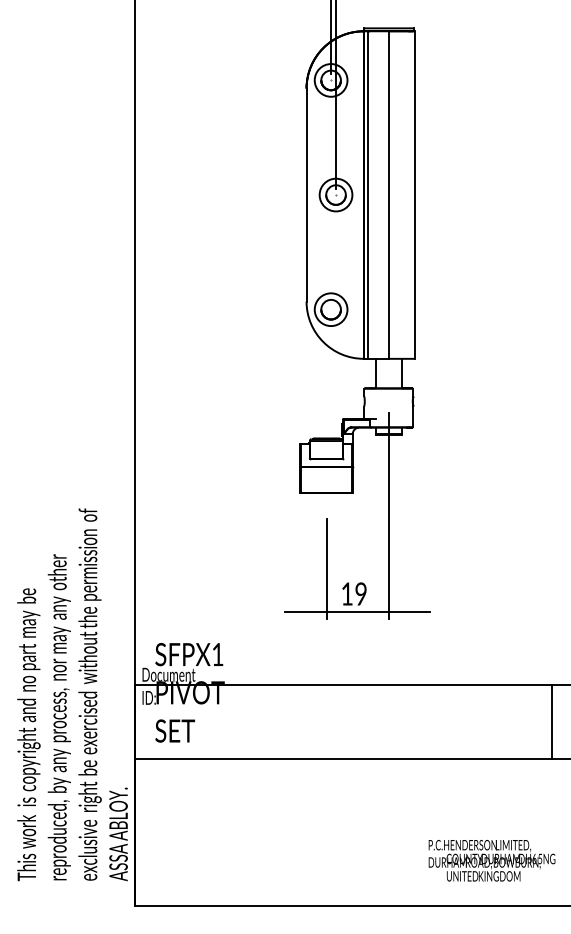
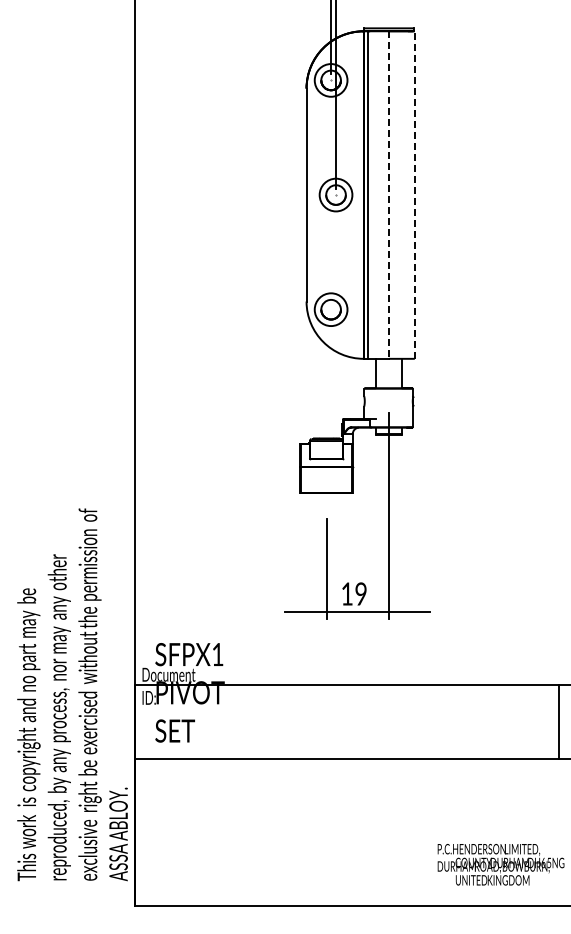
line: solid -> dashed (388, 195)
line: solid -> dashed (414, 195)
line position: (552, 721) -> (559, 721) (559, 721)
text position: (491, 860) -> (500, 864) (500, 864)
